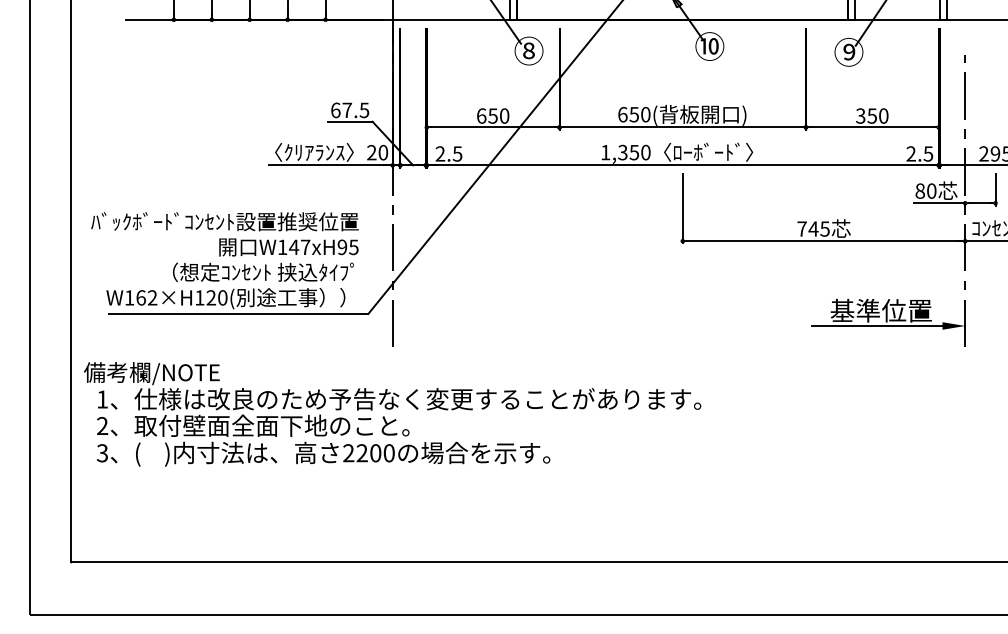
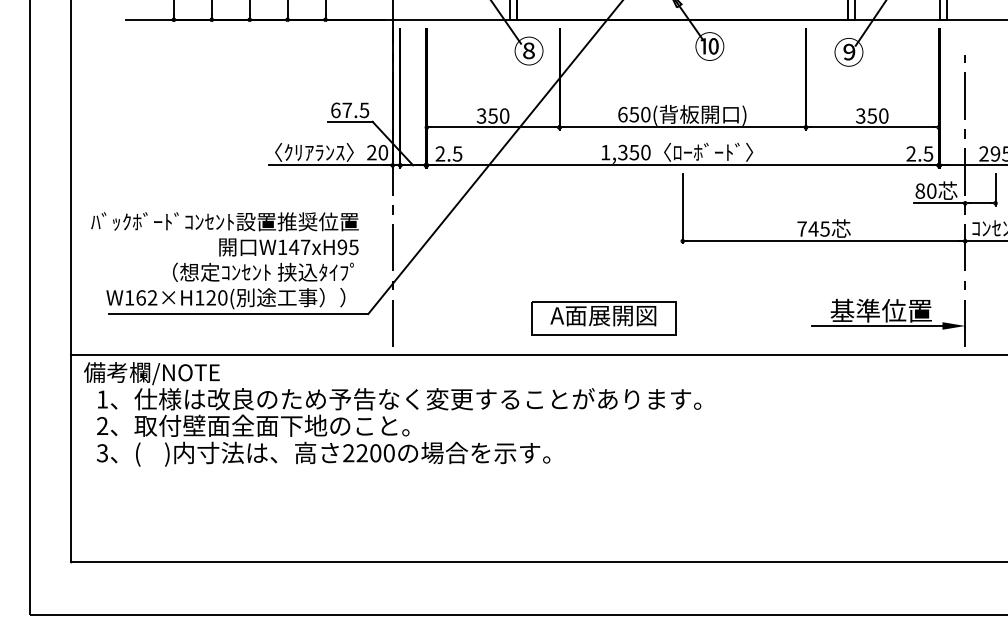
text: 650 -> 350 (481, 115)
part: none -> present (603, 318)
line: none -> present (537, 355)
